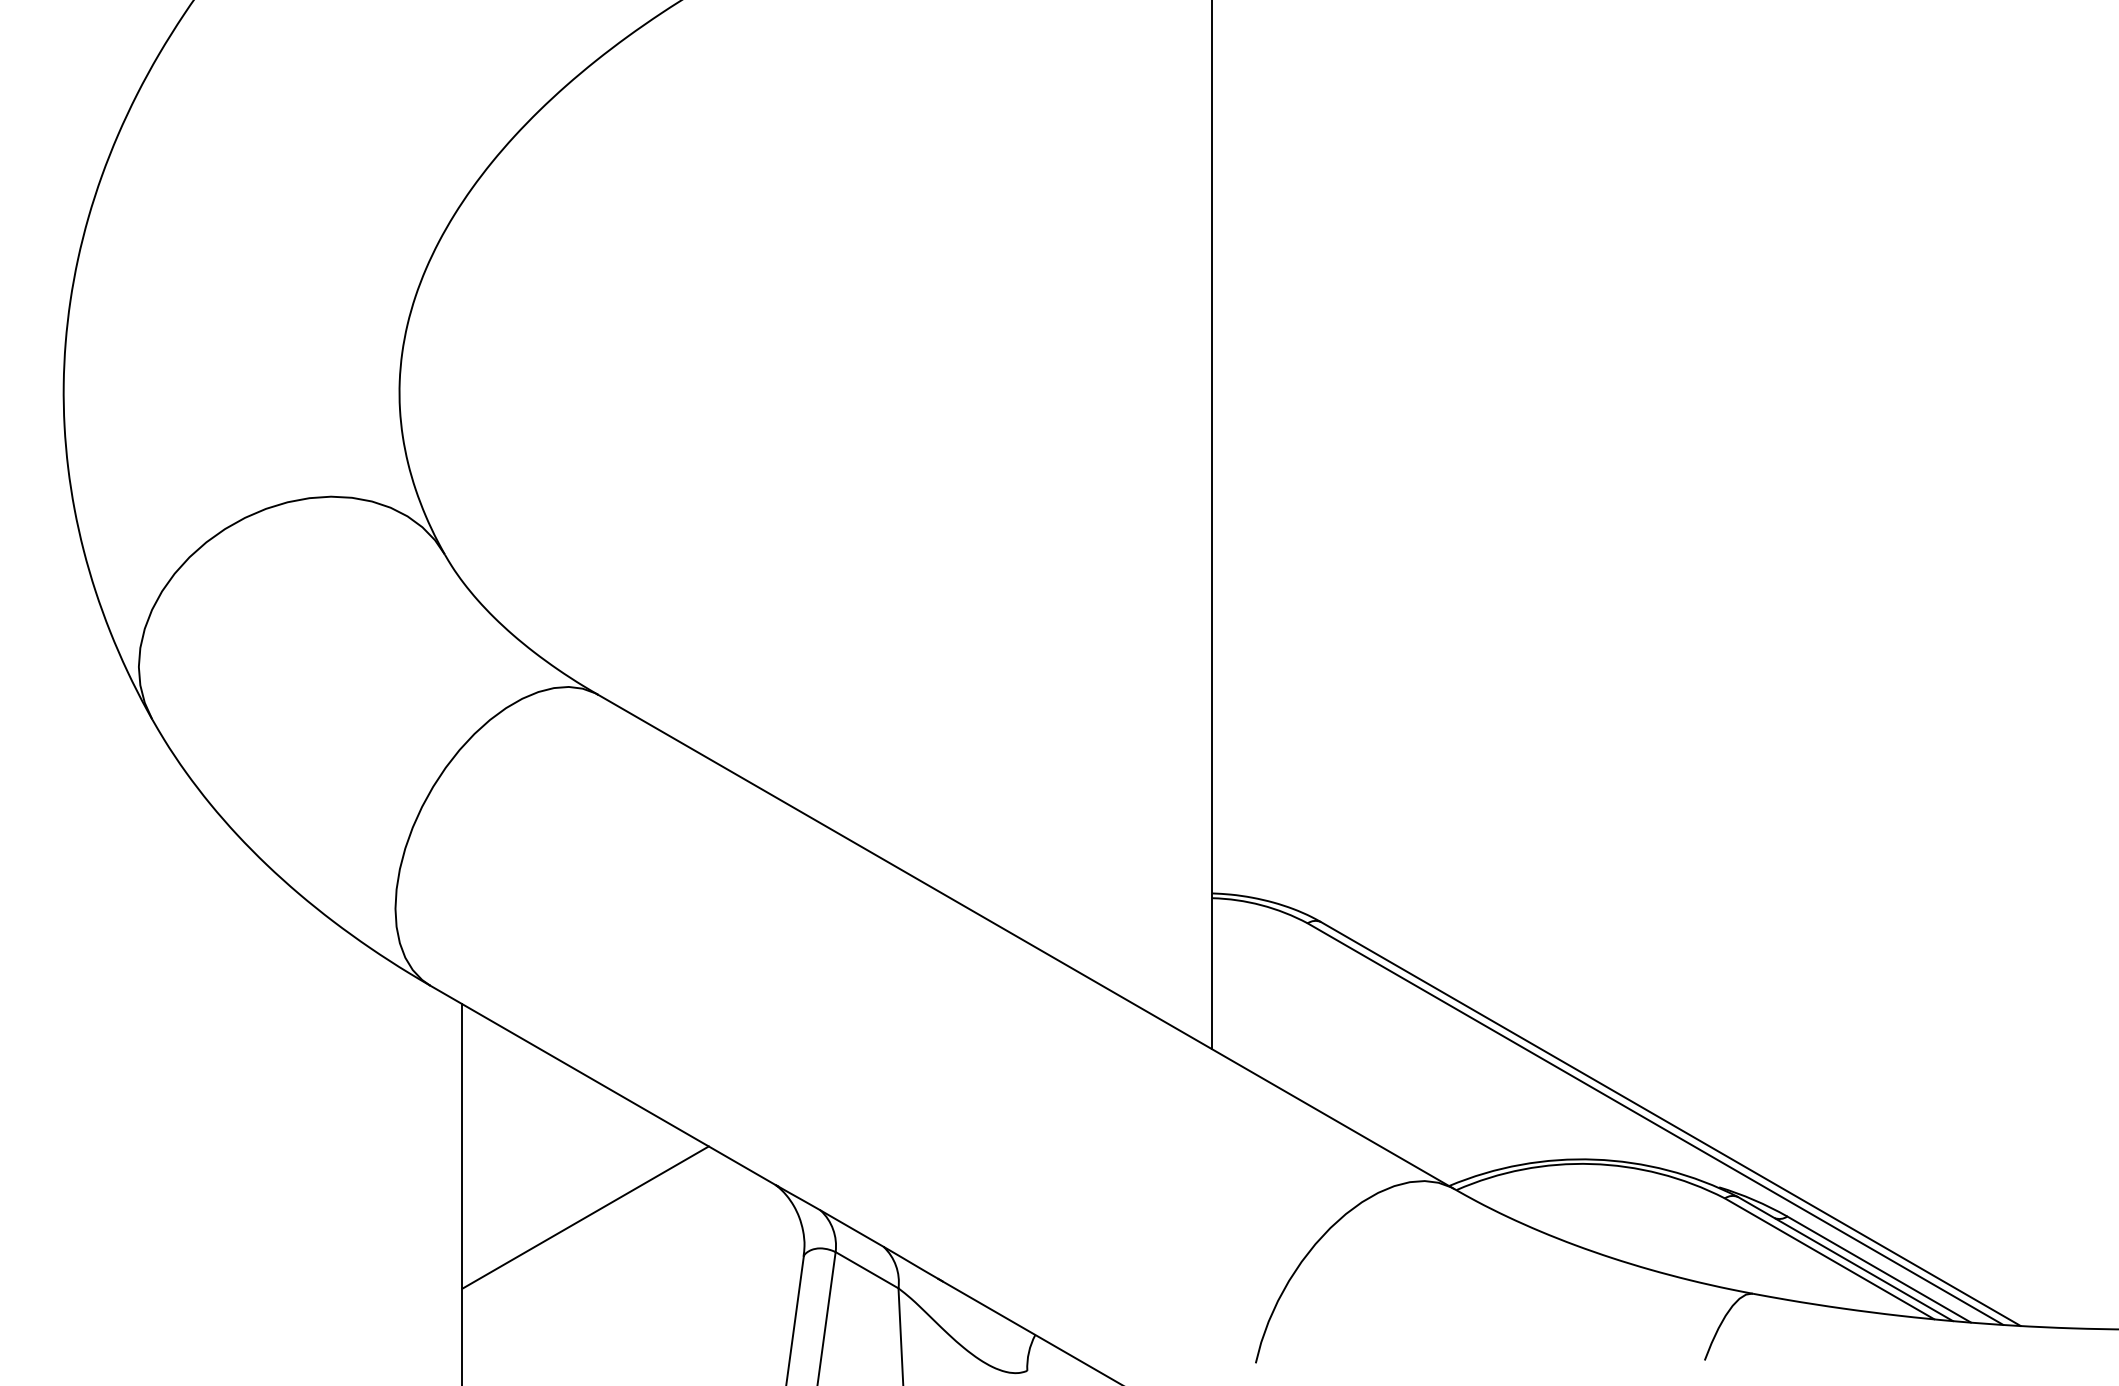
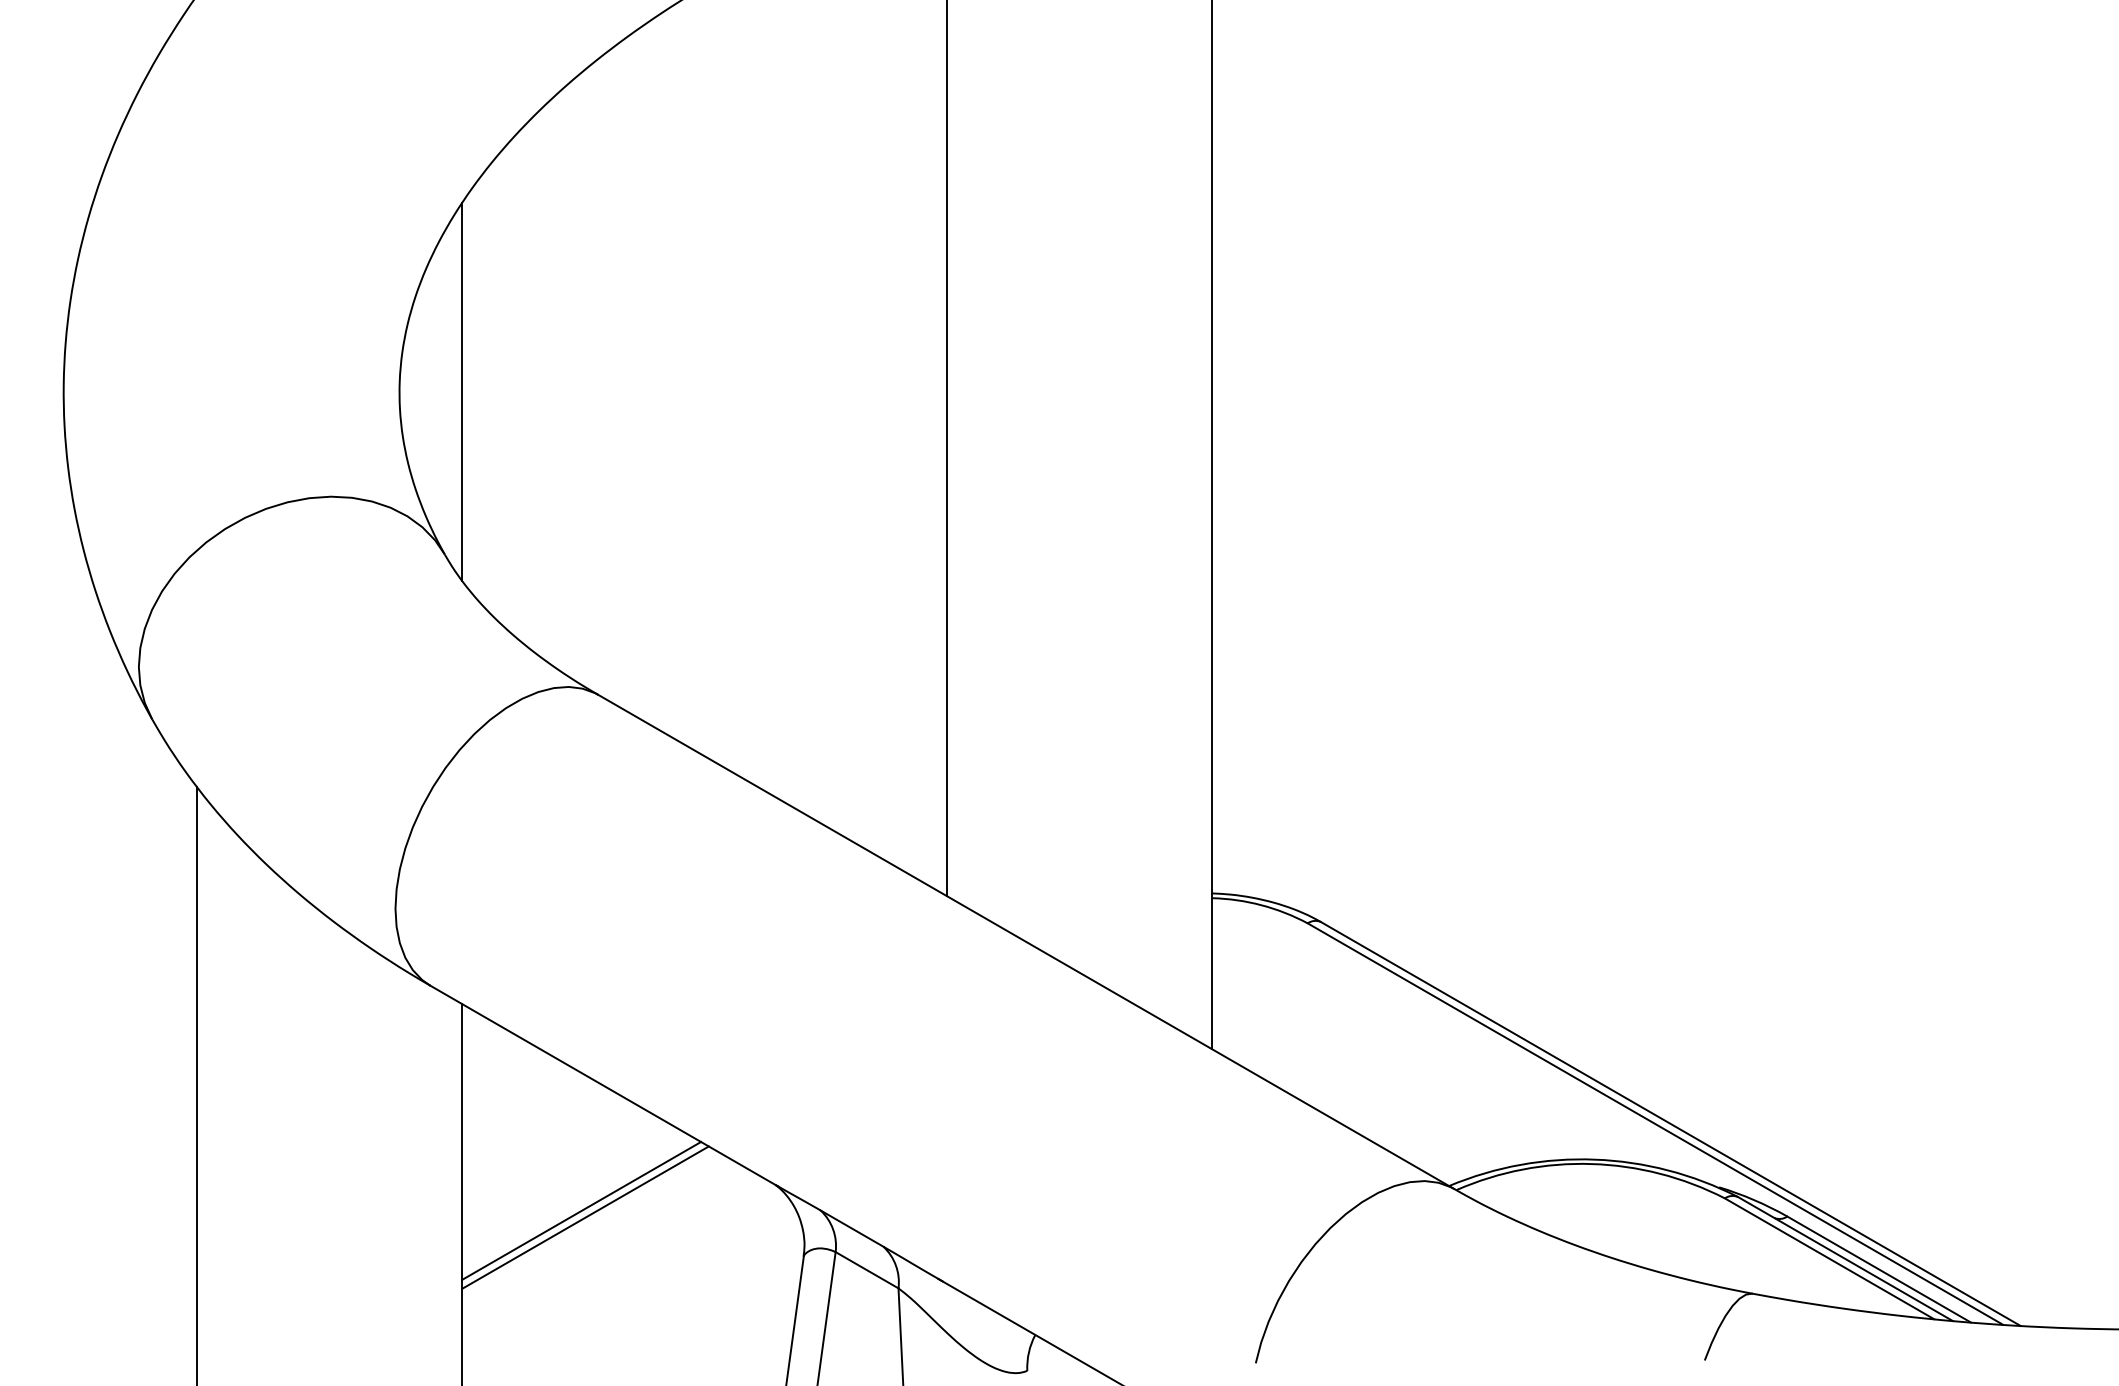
line: none -> present (462, 392)
line: none -> present (947, 449)
line: none -> present (197, 1084)
line: none -> present (581, 1210)
